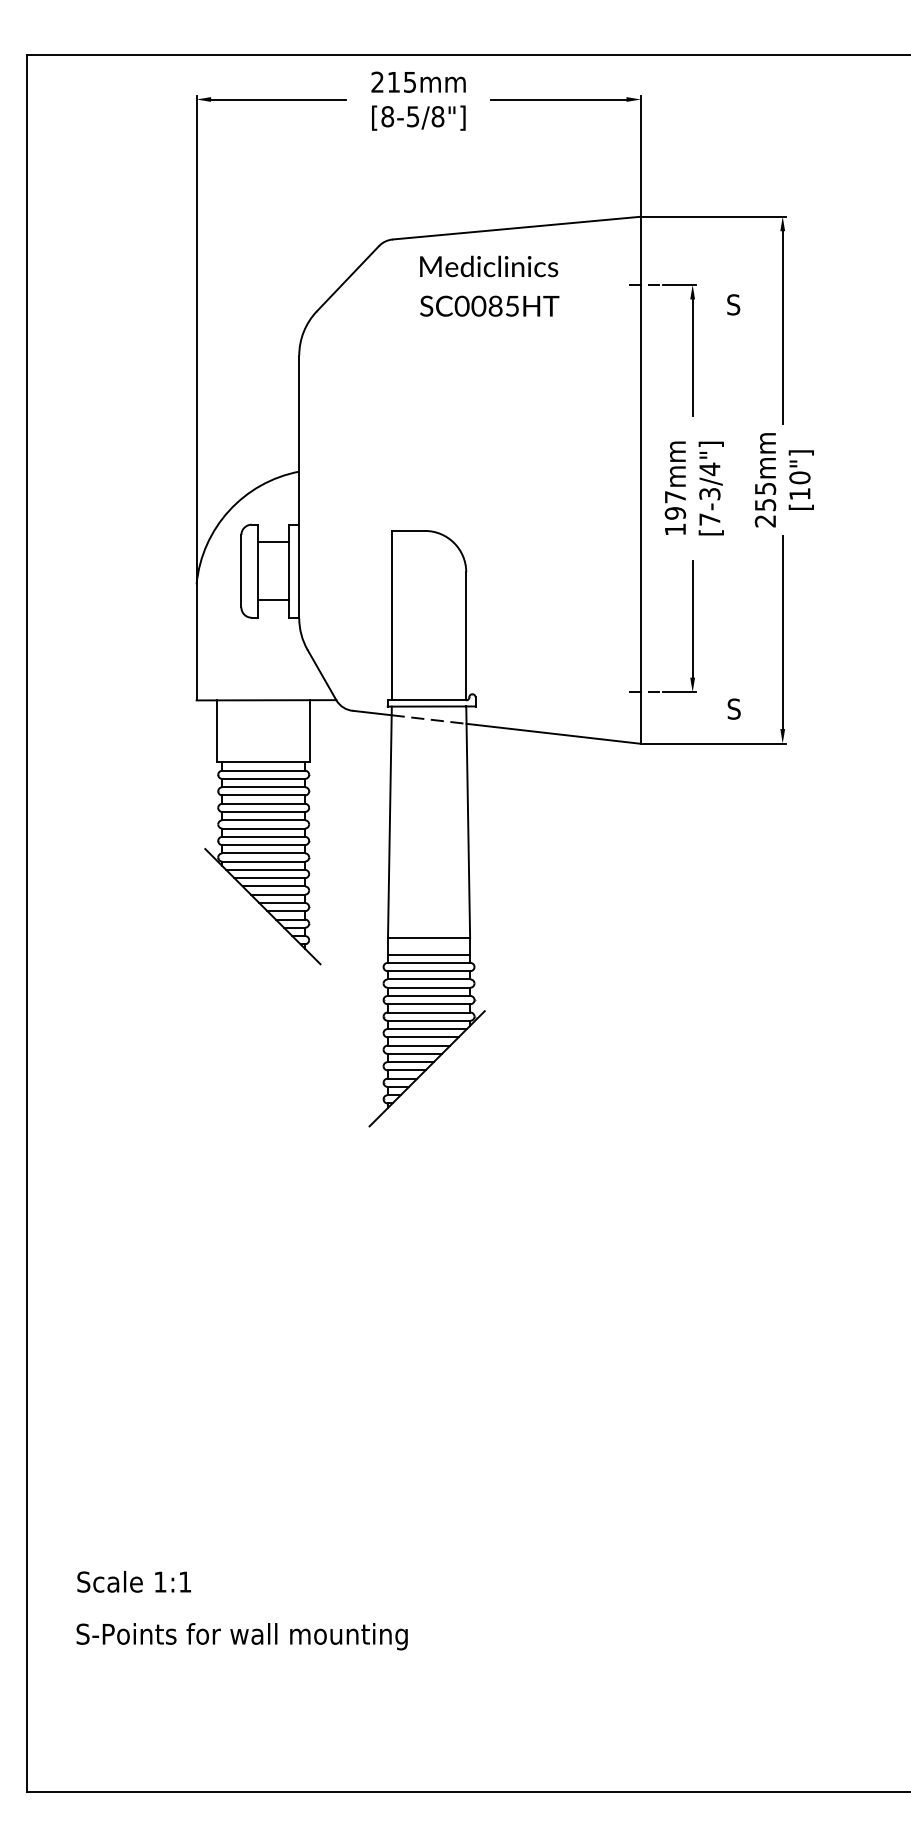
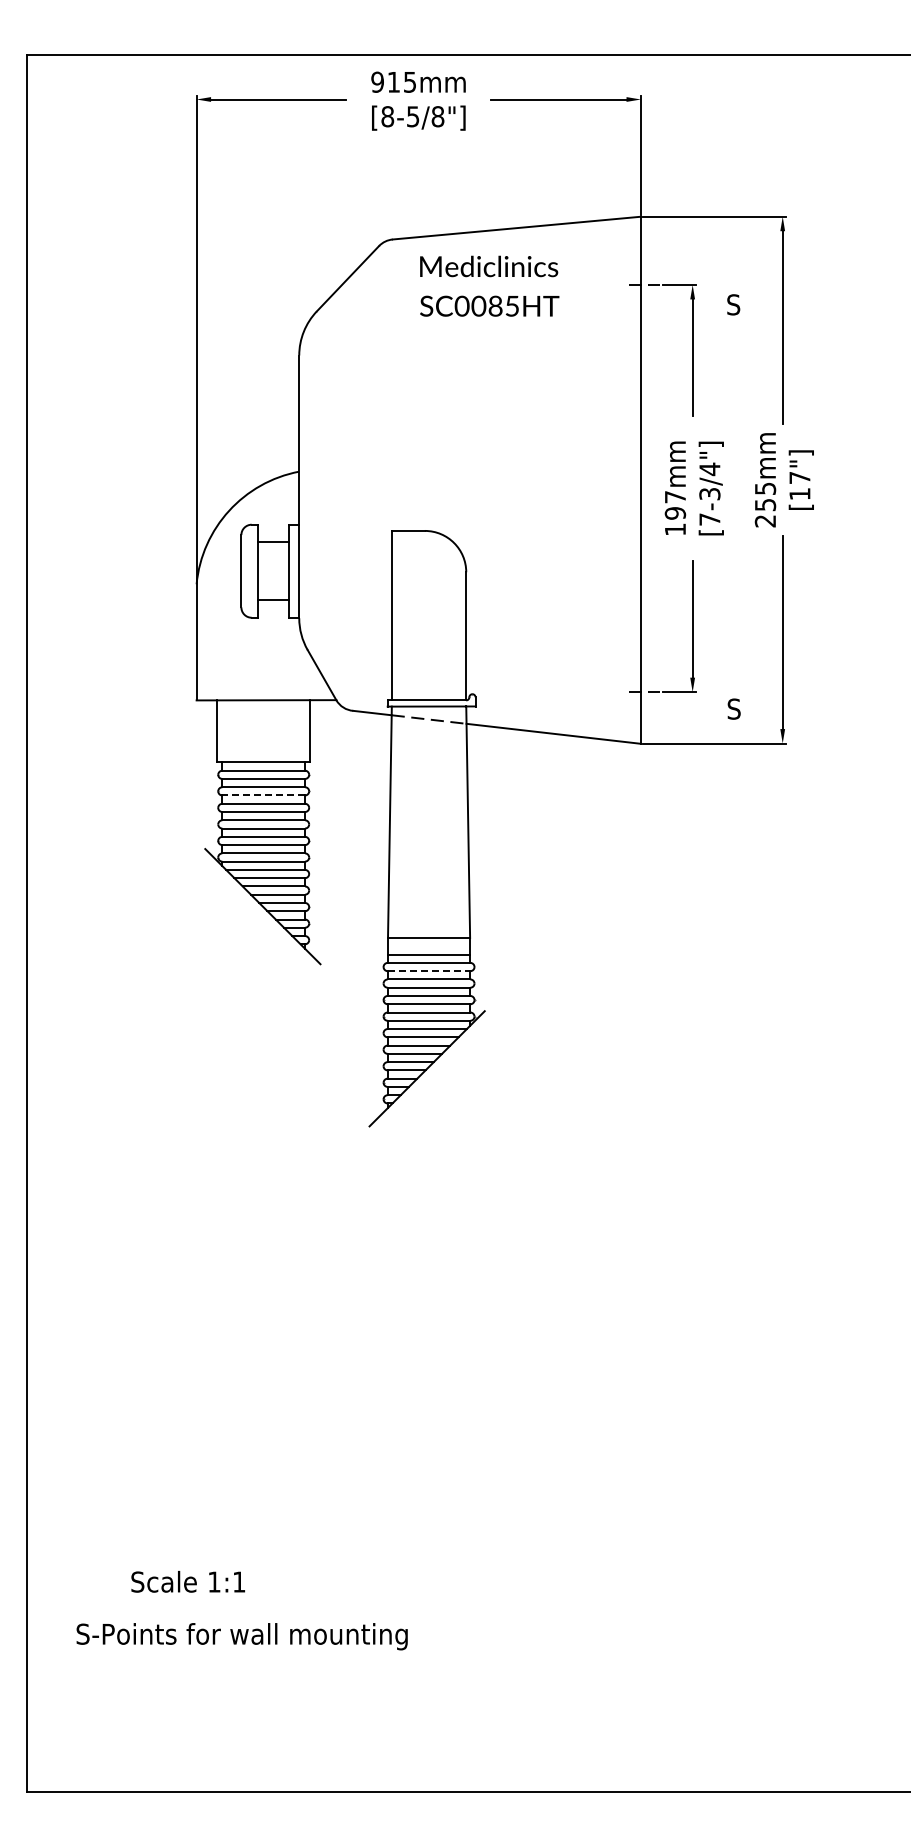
text: 215mm -> 915mm (377, 81)
text: [10"] -> [17"] (799, 477)
line: solid -> dashed (263, 795)
line: solid -> dashed (429, 971)
text position: (133, 1581) -> (187, 1581) (187, 1581)
